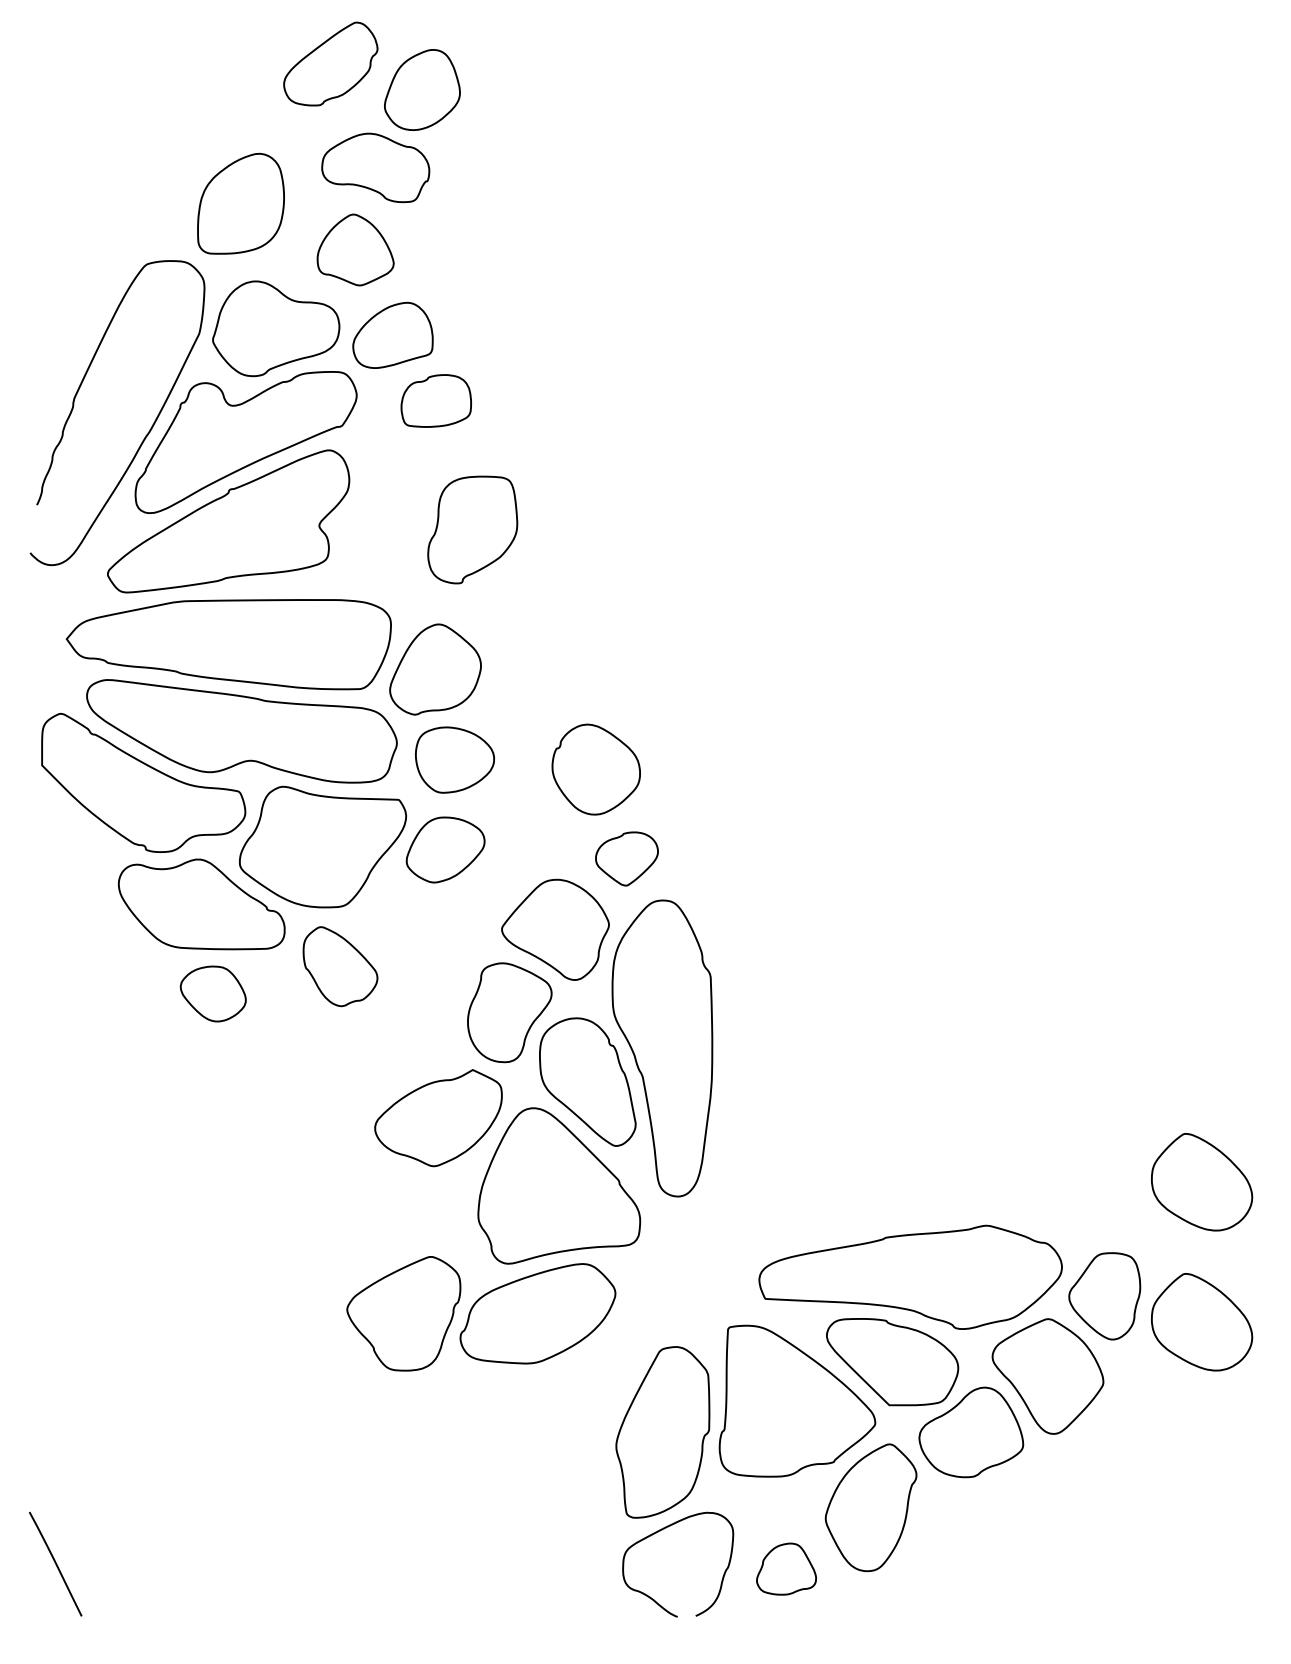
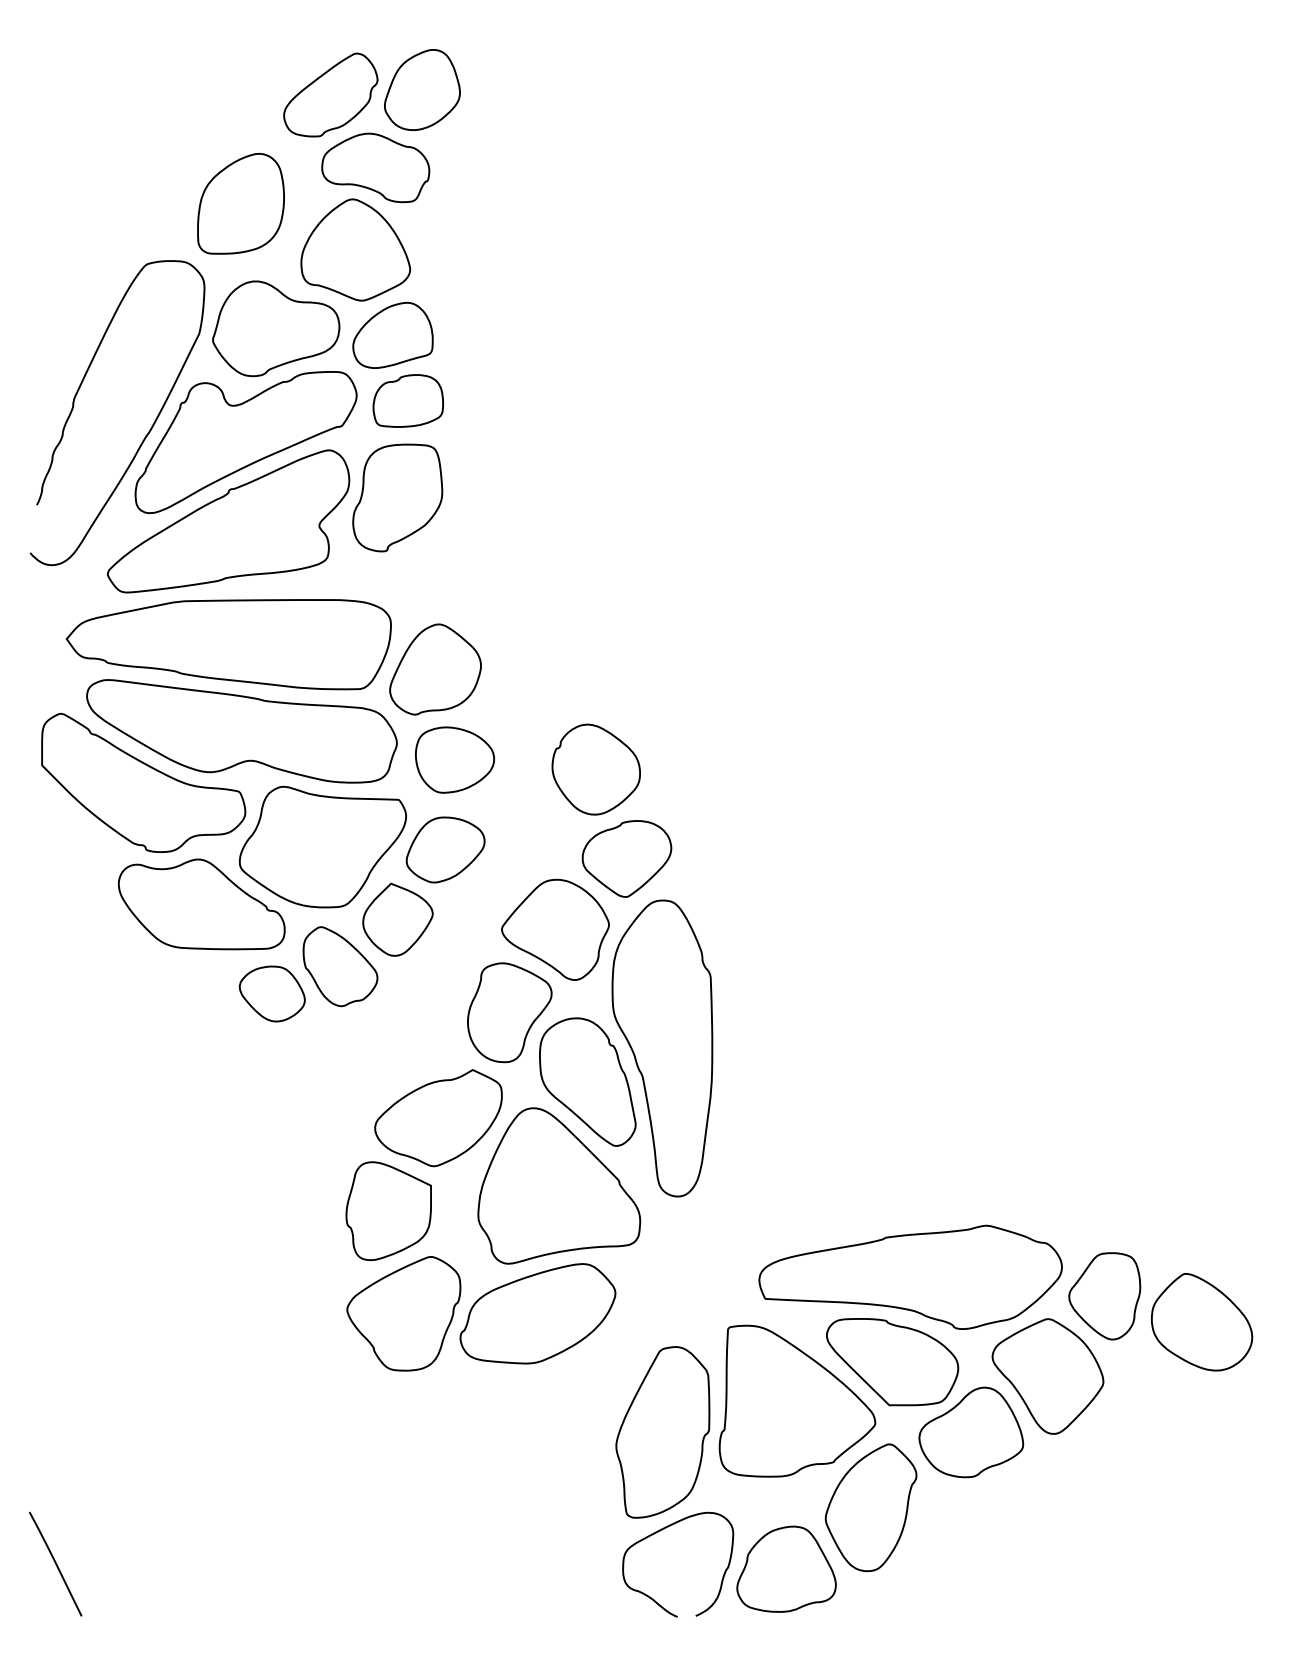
part position: (330, 63) -> (330, 94) (330, 94)
part size: 79x74 px -> 111x104 px (355, 249)
part position: (435, 400) -> (407, 400) (407, 400)
part position: (472, 529) -> (397, 497) (397, 497)
part size: 64x56 px -> 92x78 px (626, 858)
part: none -> present (397, 919)
part position: (212, 993) -> (271, 993) (271, 993)
part: present -> none (1202, 1182)
part: none -> present (388, 1210)
part size: 61x54 px -> 101x88 px (786, 1568)
